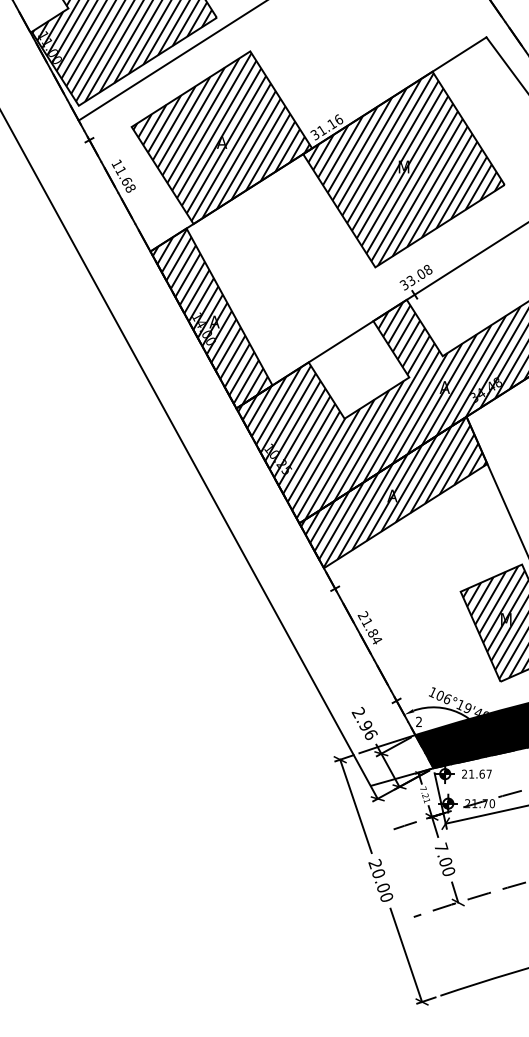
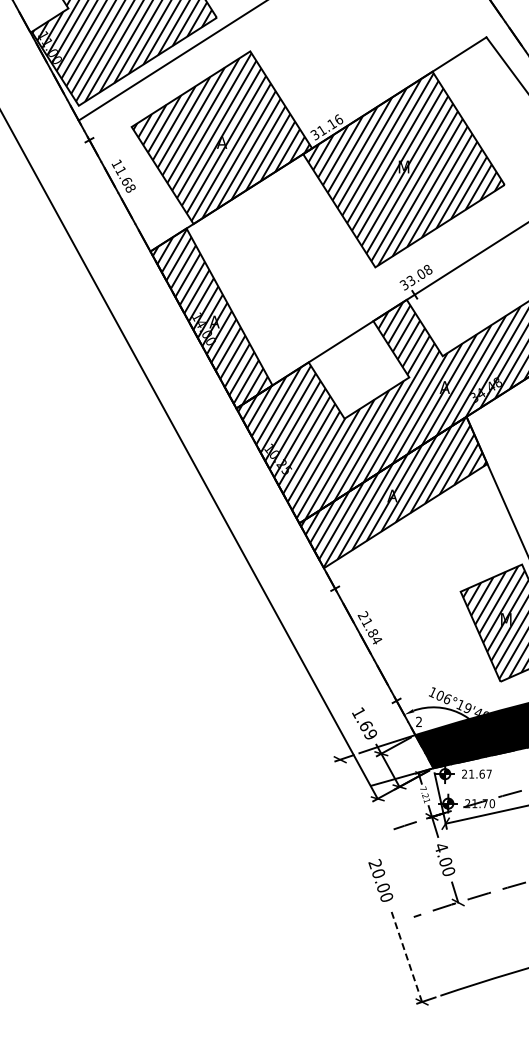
text: 2.96 -> 1.69 (364, 723)
line: present -> none (355, 806)
text: 7.00 -> 4.00 (441, 847)
line: solid -> dashed (406, 954)
